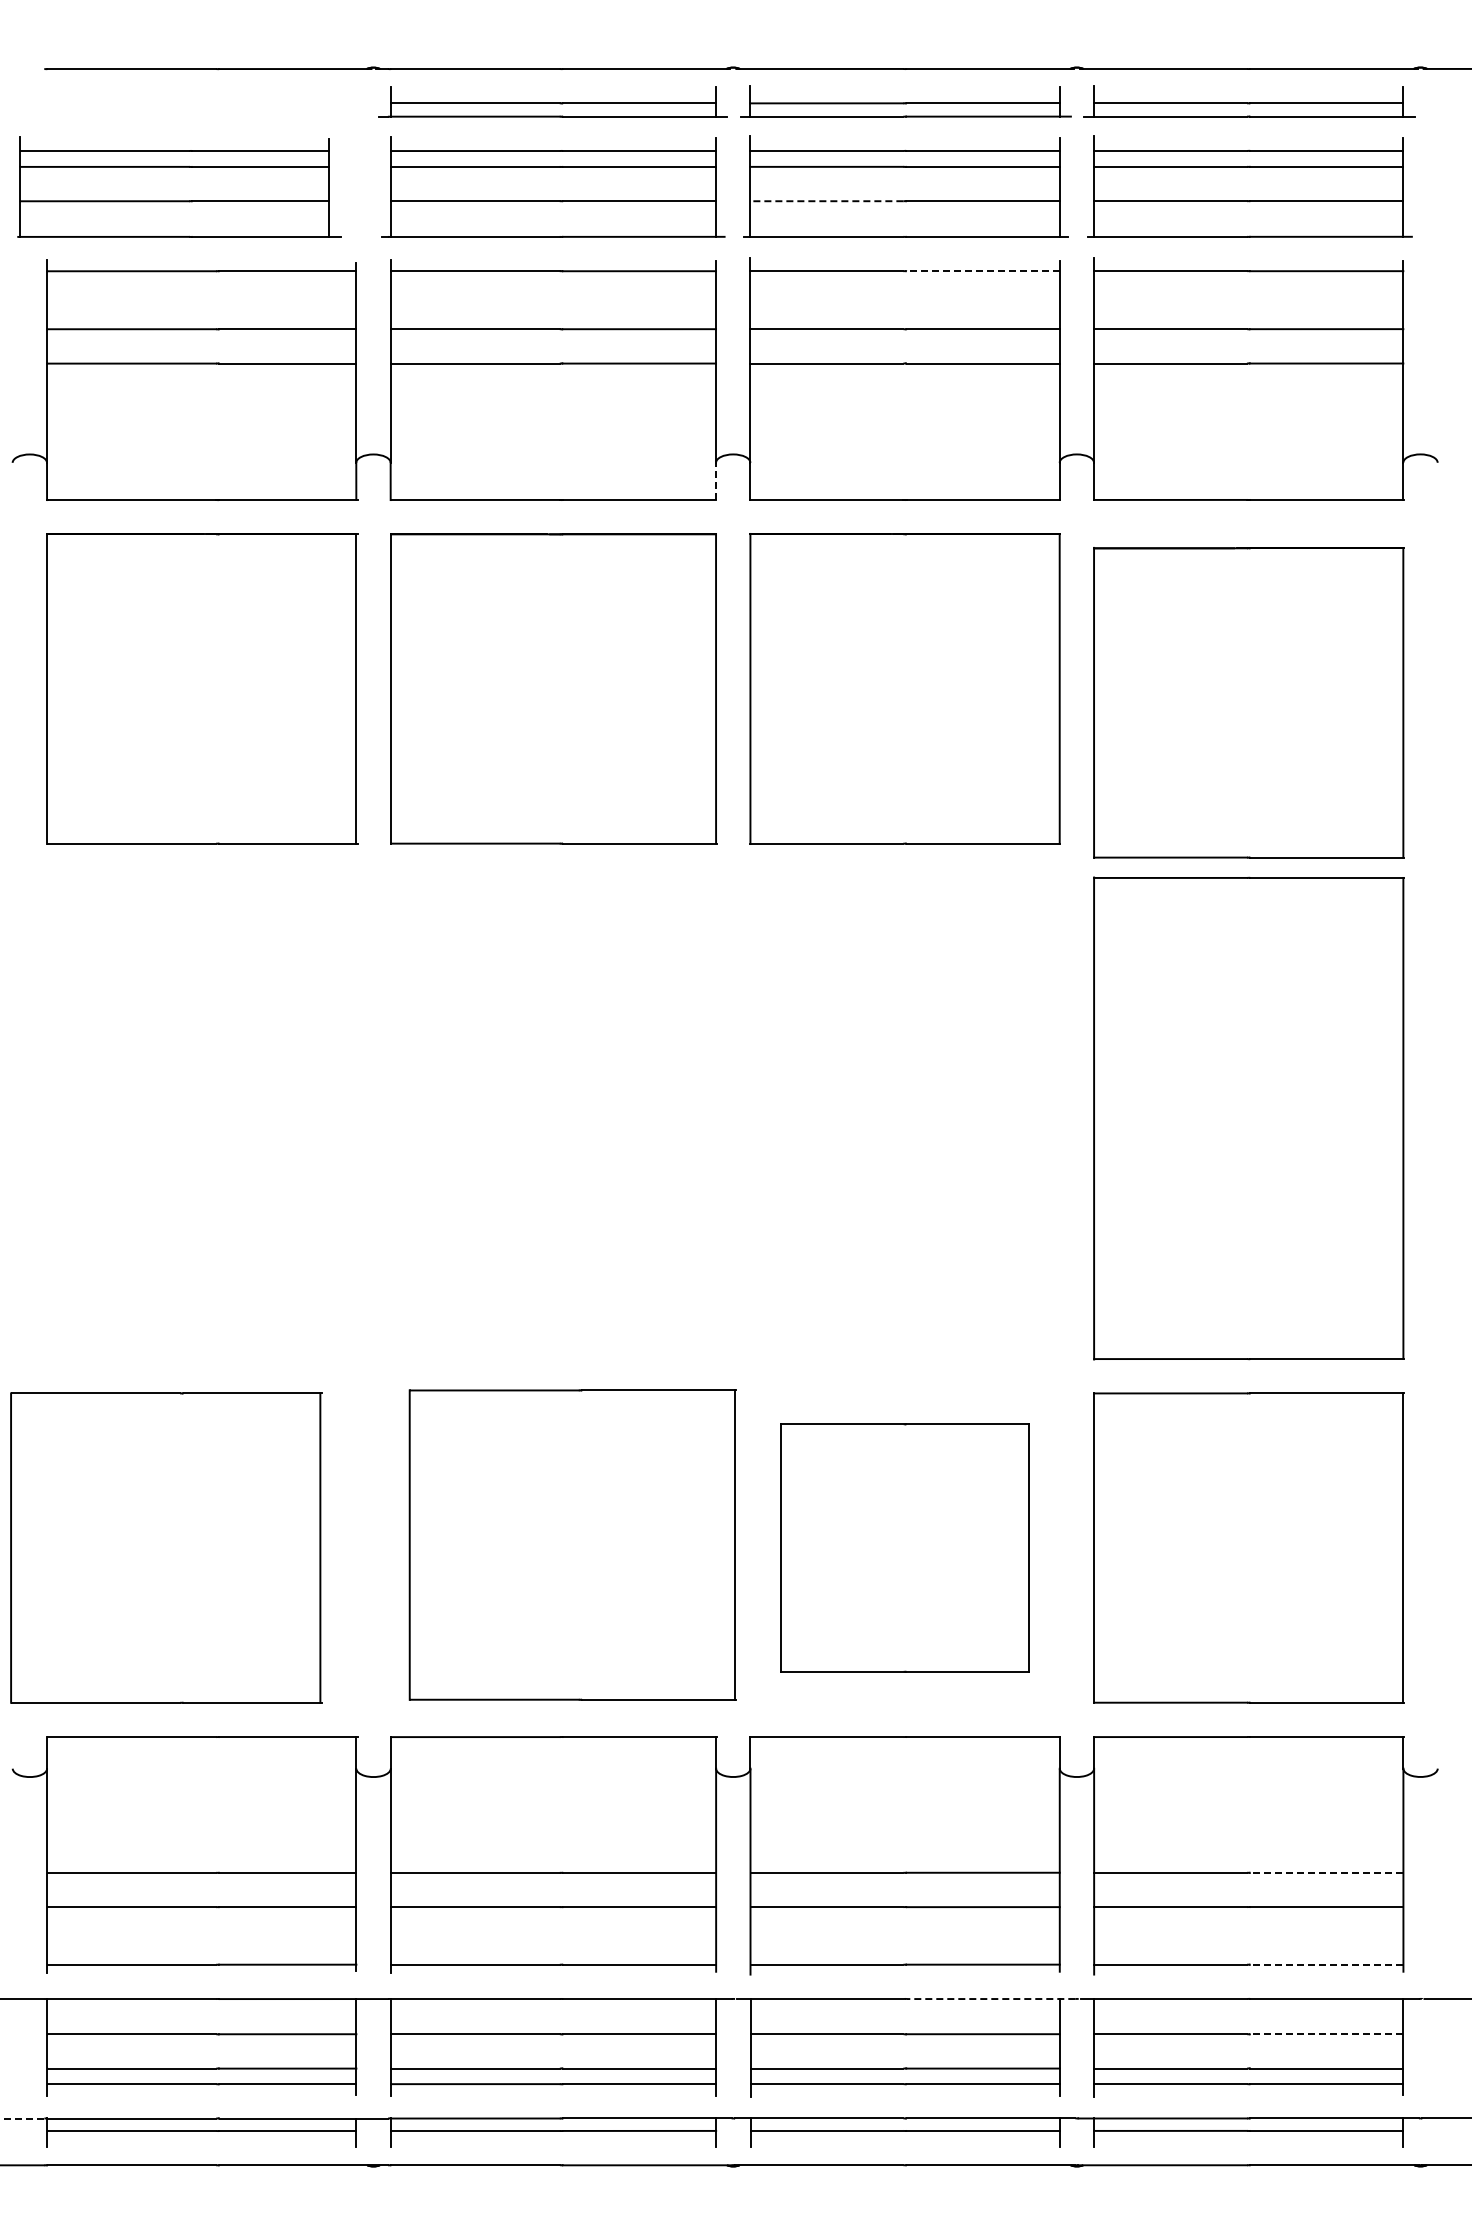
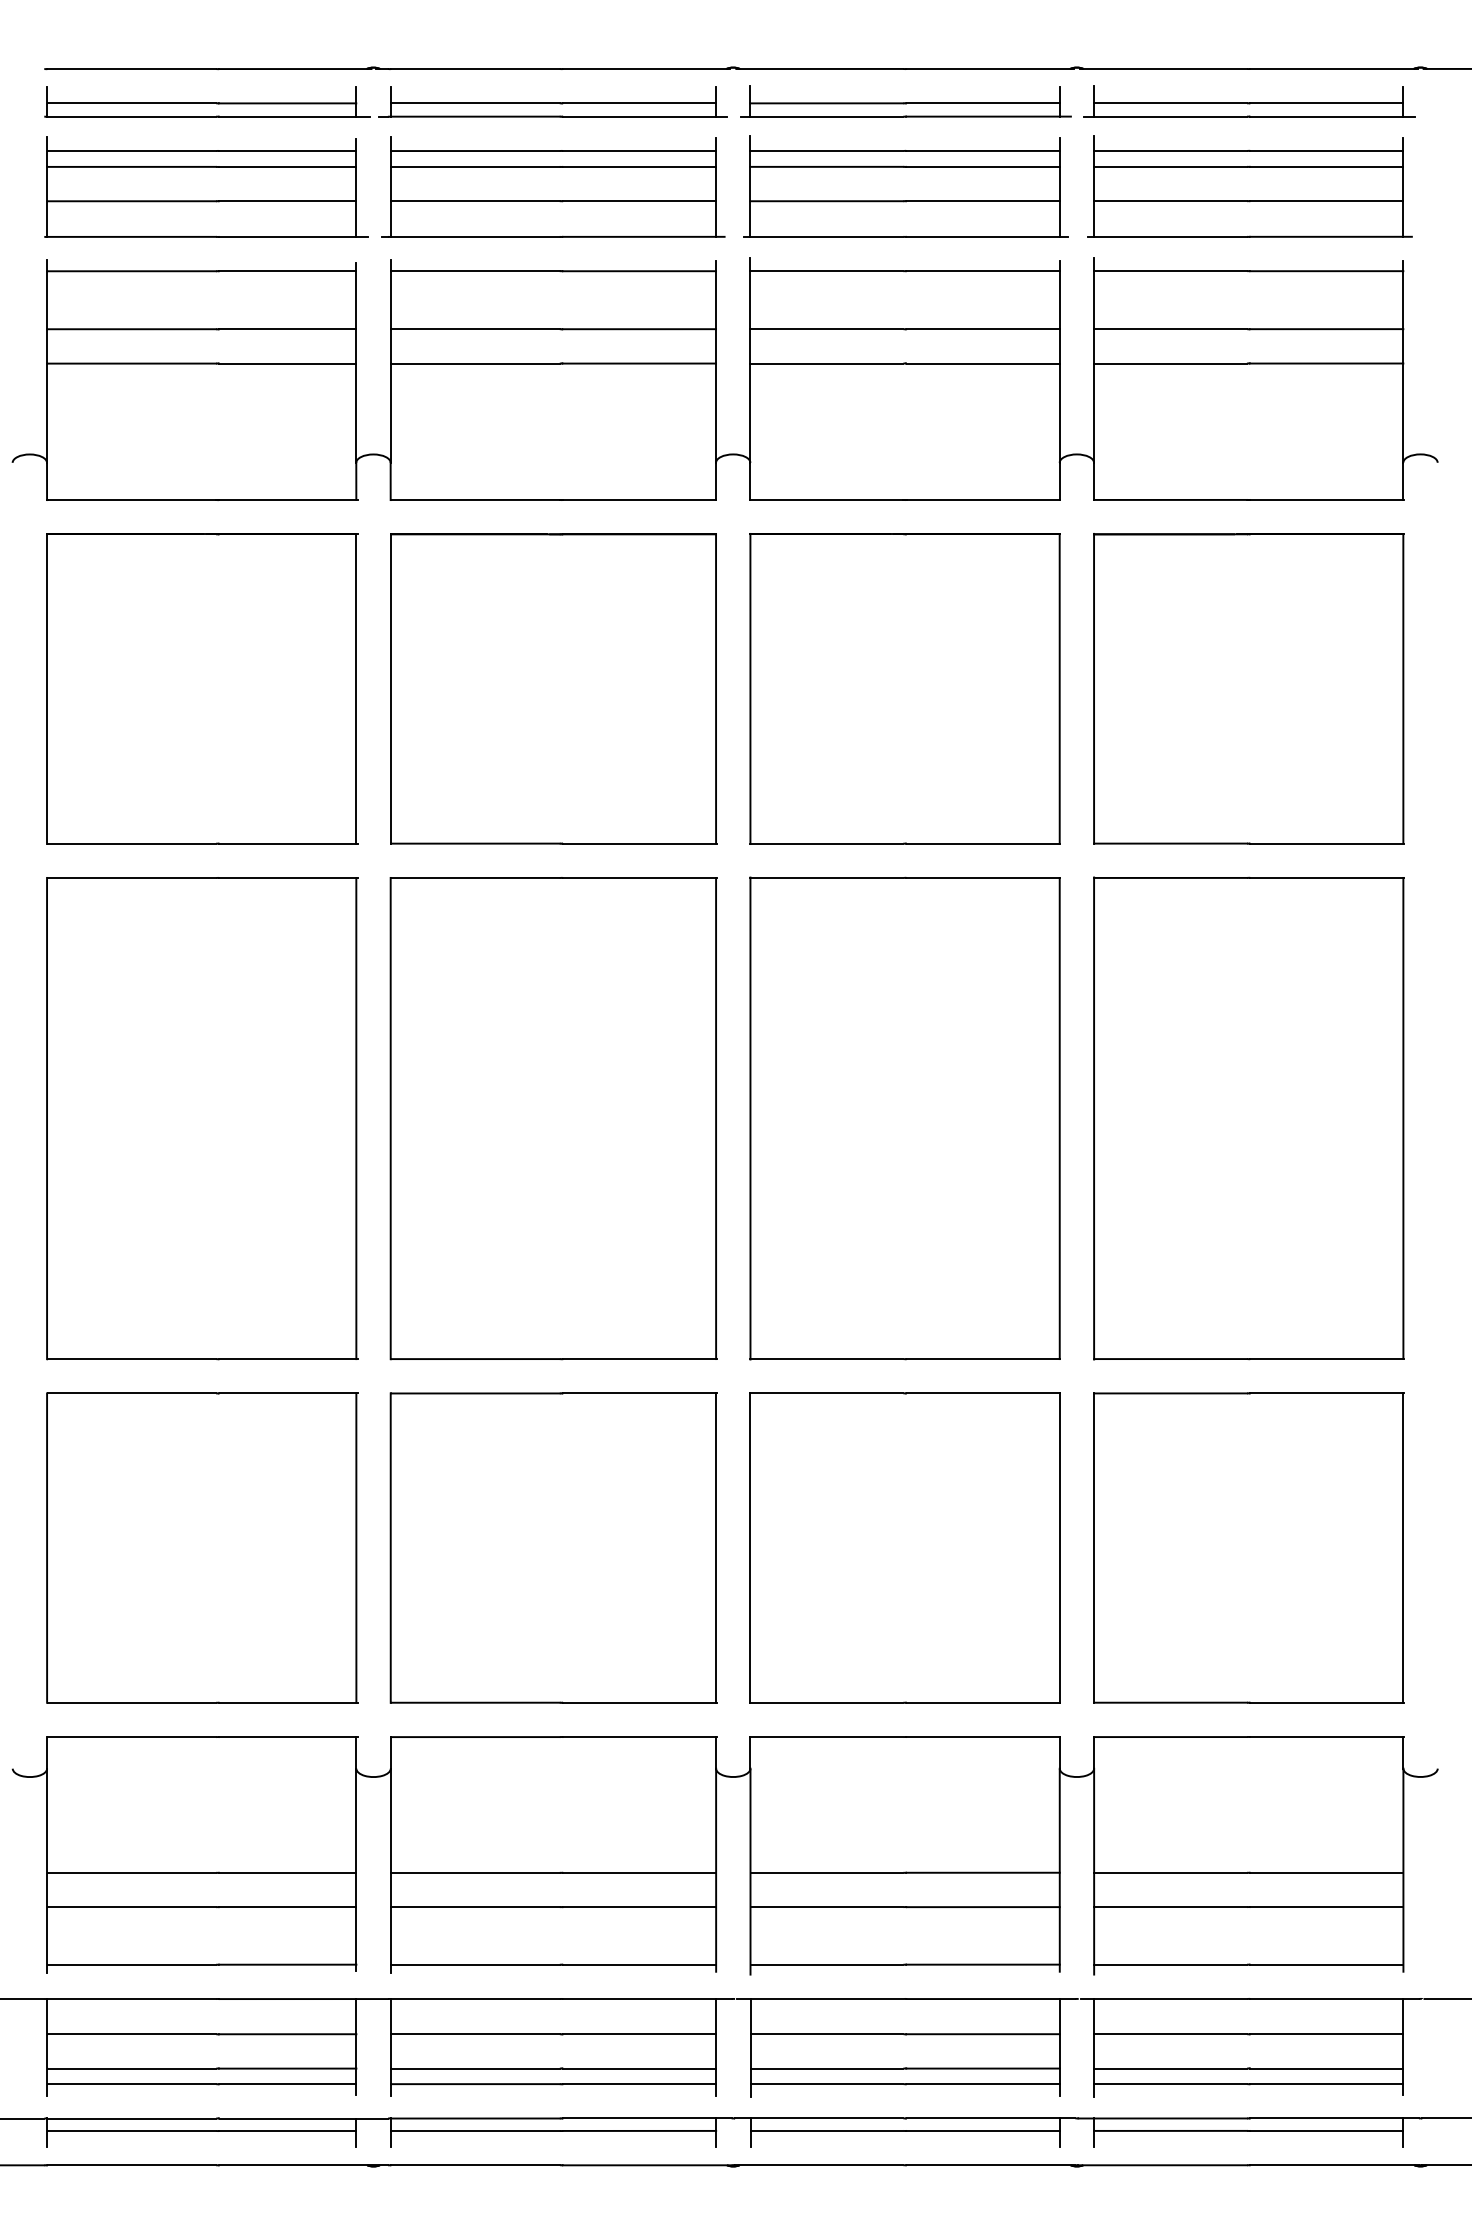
part: none -> present (207, 101)
part position: (179, 186) -> (206, 186) (206, 186)
line: dashed -> solid (826, 201)
line: dashed -> solid (982, 271)
line: dashed -> solid (716, 481)
part position: (1248, 702) -> (1248, 688) (1248, 688)
part: none -> present (202, 1118)
part: none -> present (553, 1118)
part: none -> present (904, 1118)
part position: (572, 1544) -> (553, 1547) (553, 1547)
part position: (166, 1547) -> (202, 1547) (202, 1547)
part size: 250x250 px -> 312x312 px (904, 1547)
line: dashed -> solid (1326, 1872)
line: dashed -> solid (1326, 1964)
line: dashed -> solid (990, 1999)
line: dashed -> solid (1326, 2034)
line: dashed -> solid (22, 2118)
